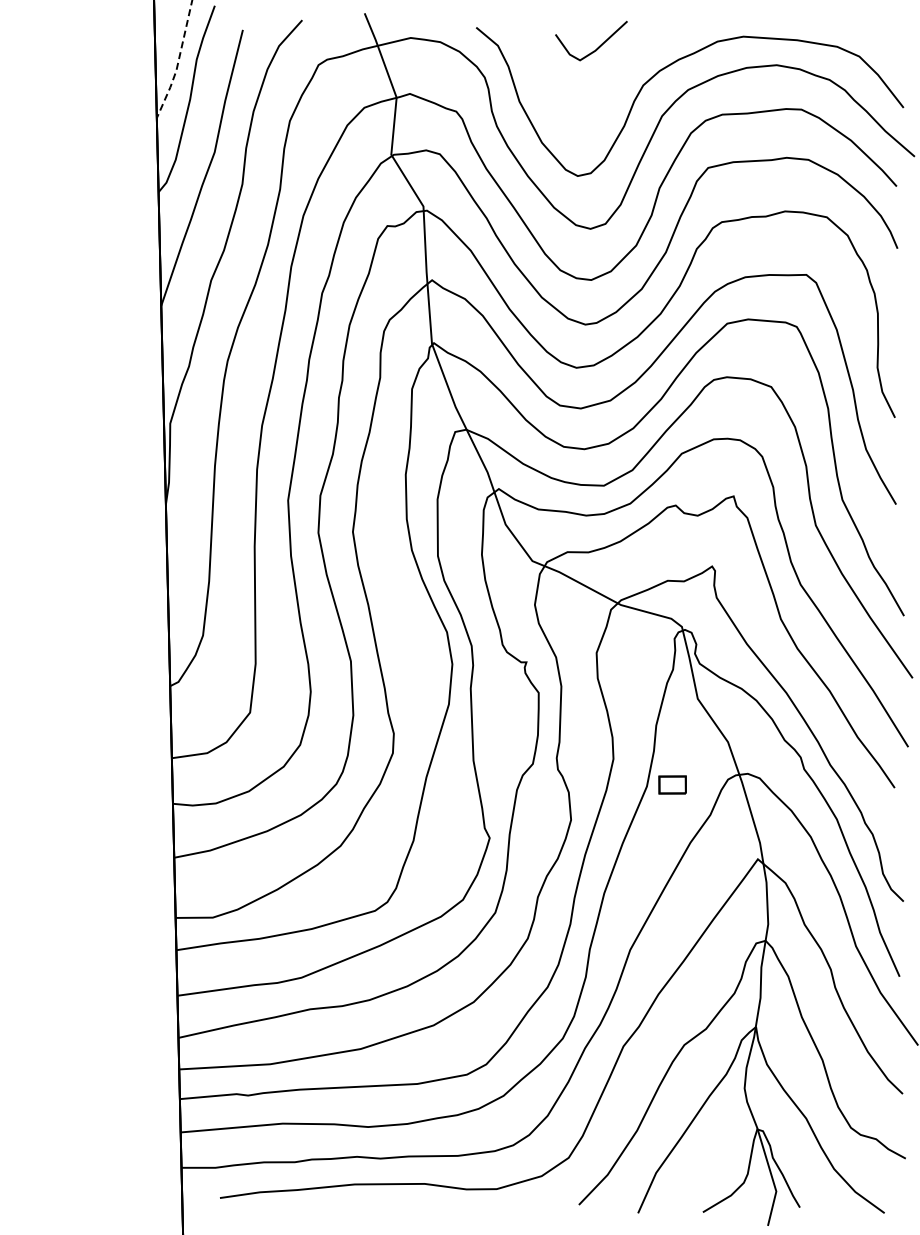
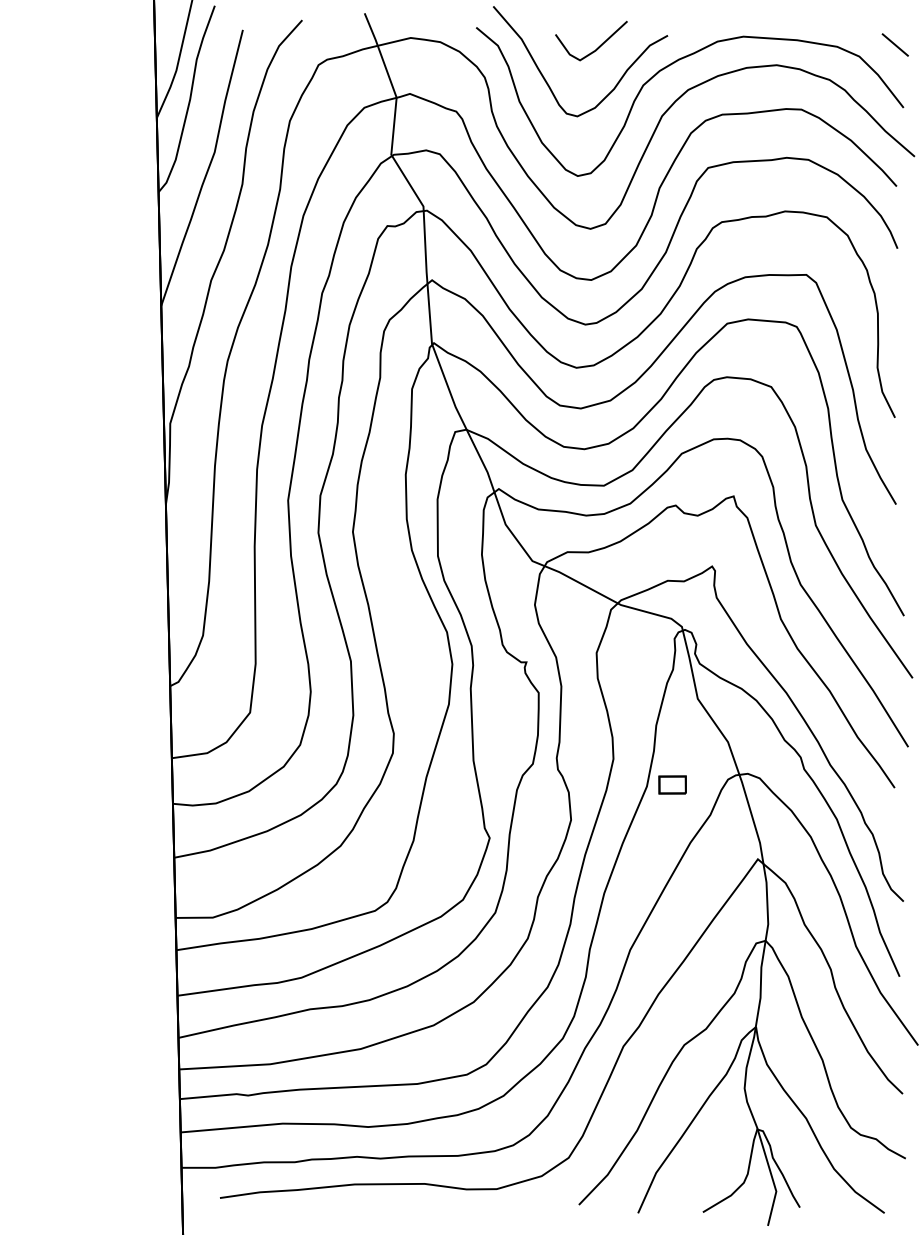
line: none -> present (894, 44)
line: dashed -> solid (178, 61)
curve: none -> present (548, 83)
